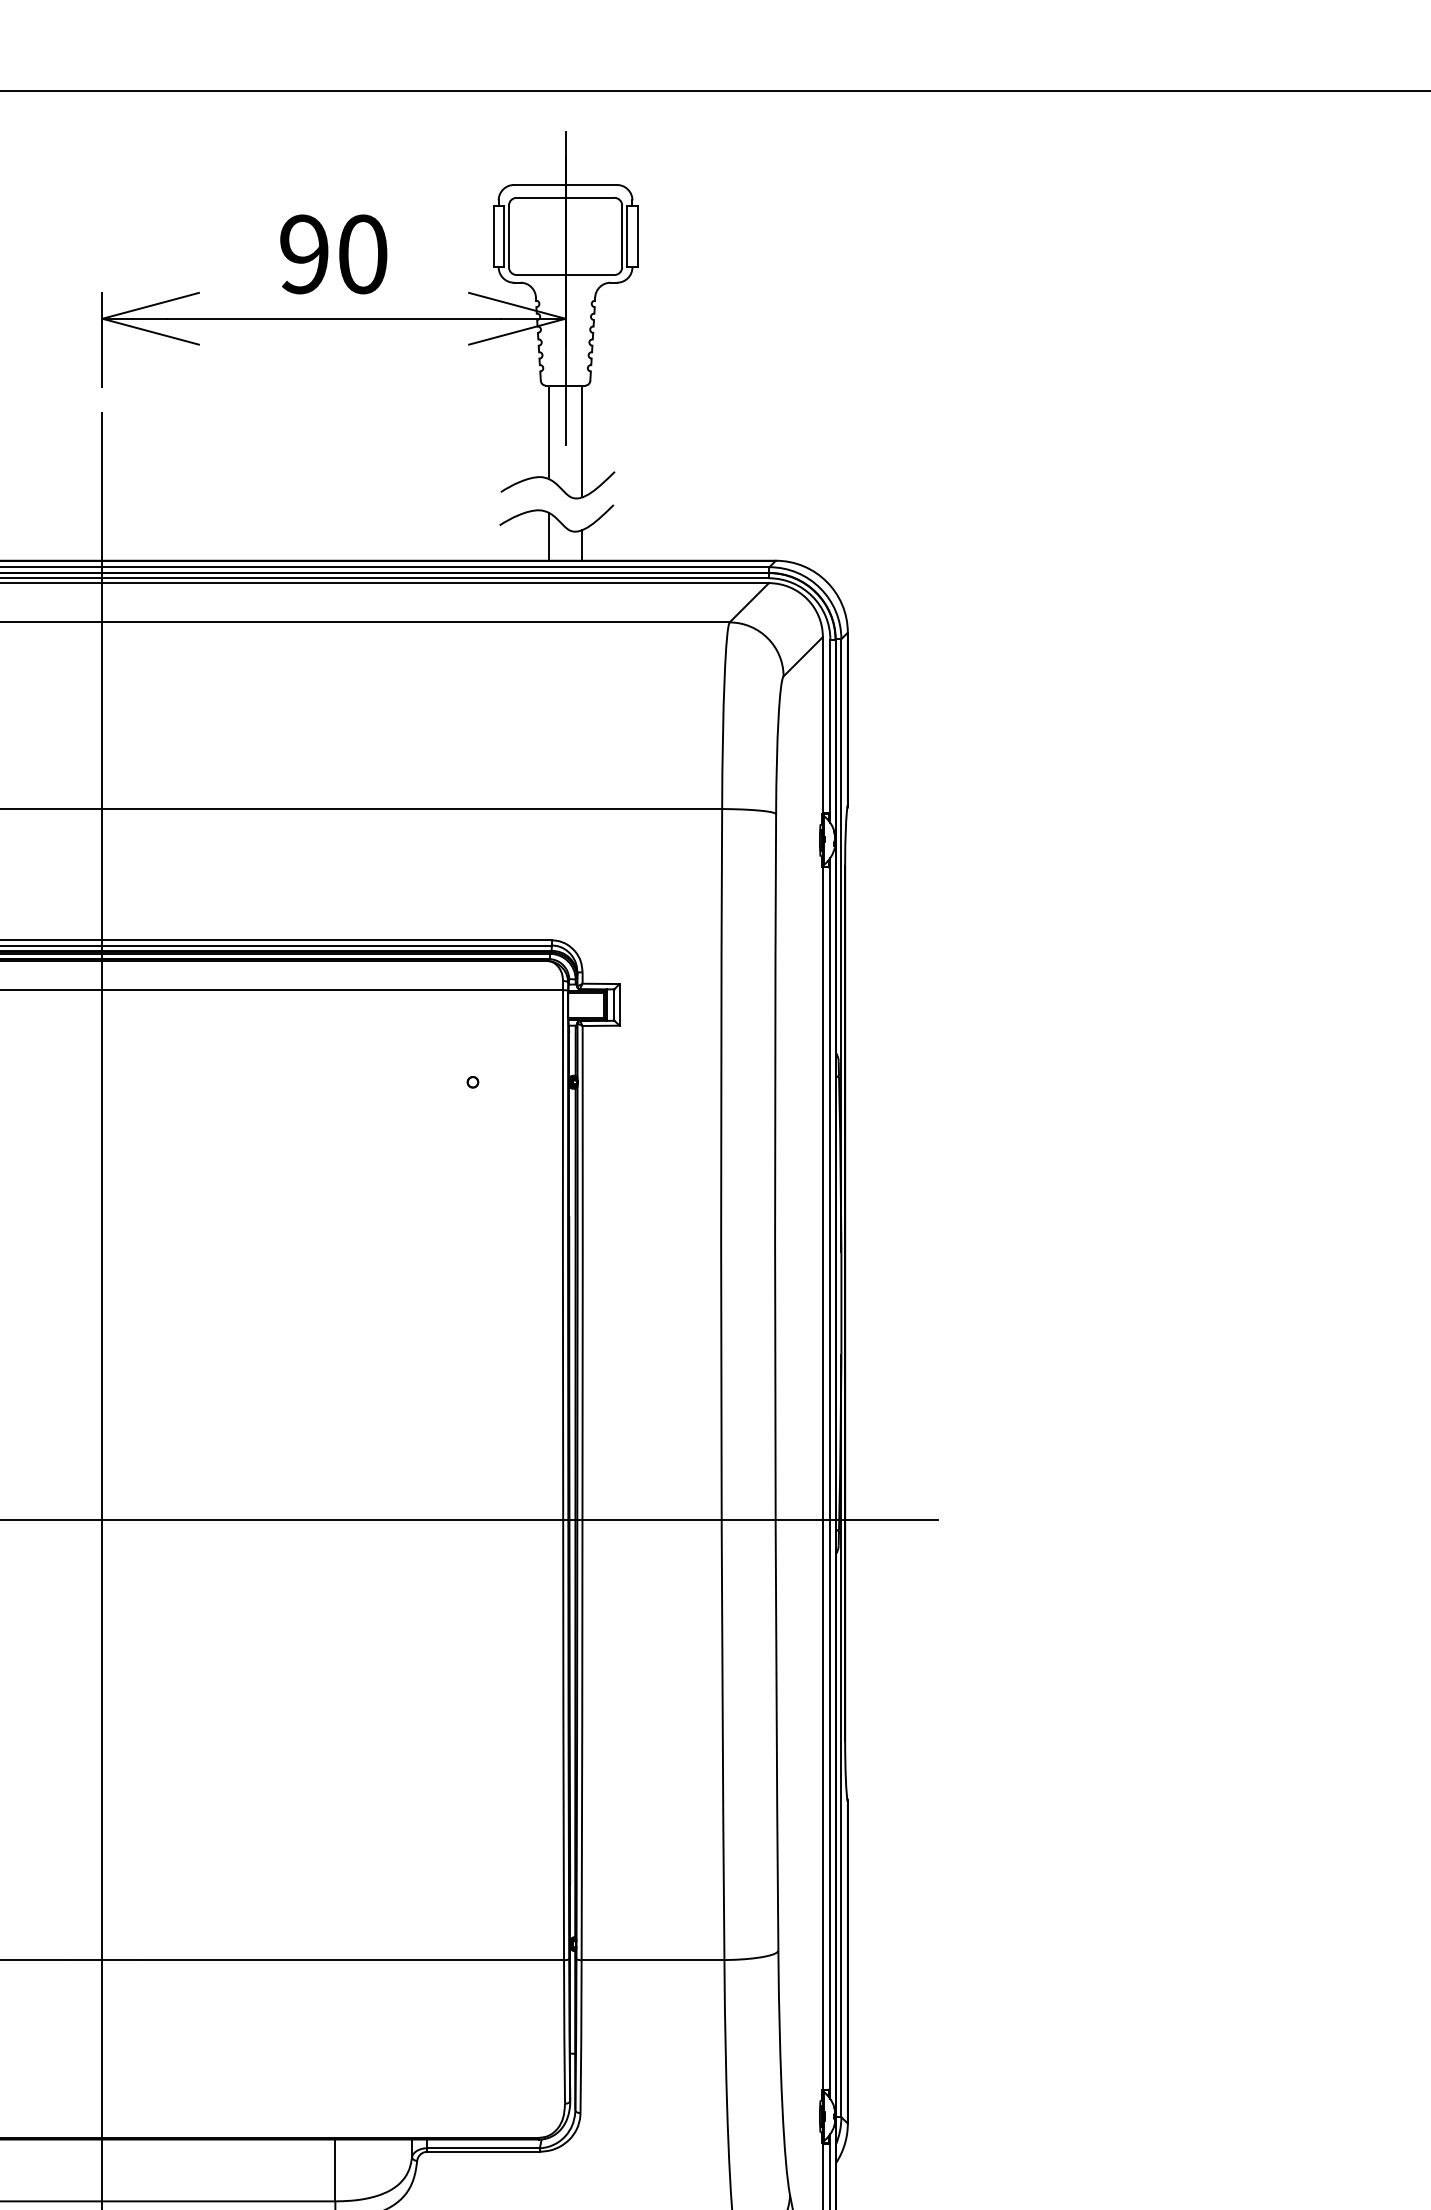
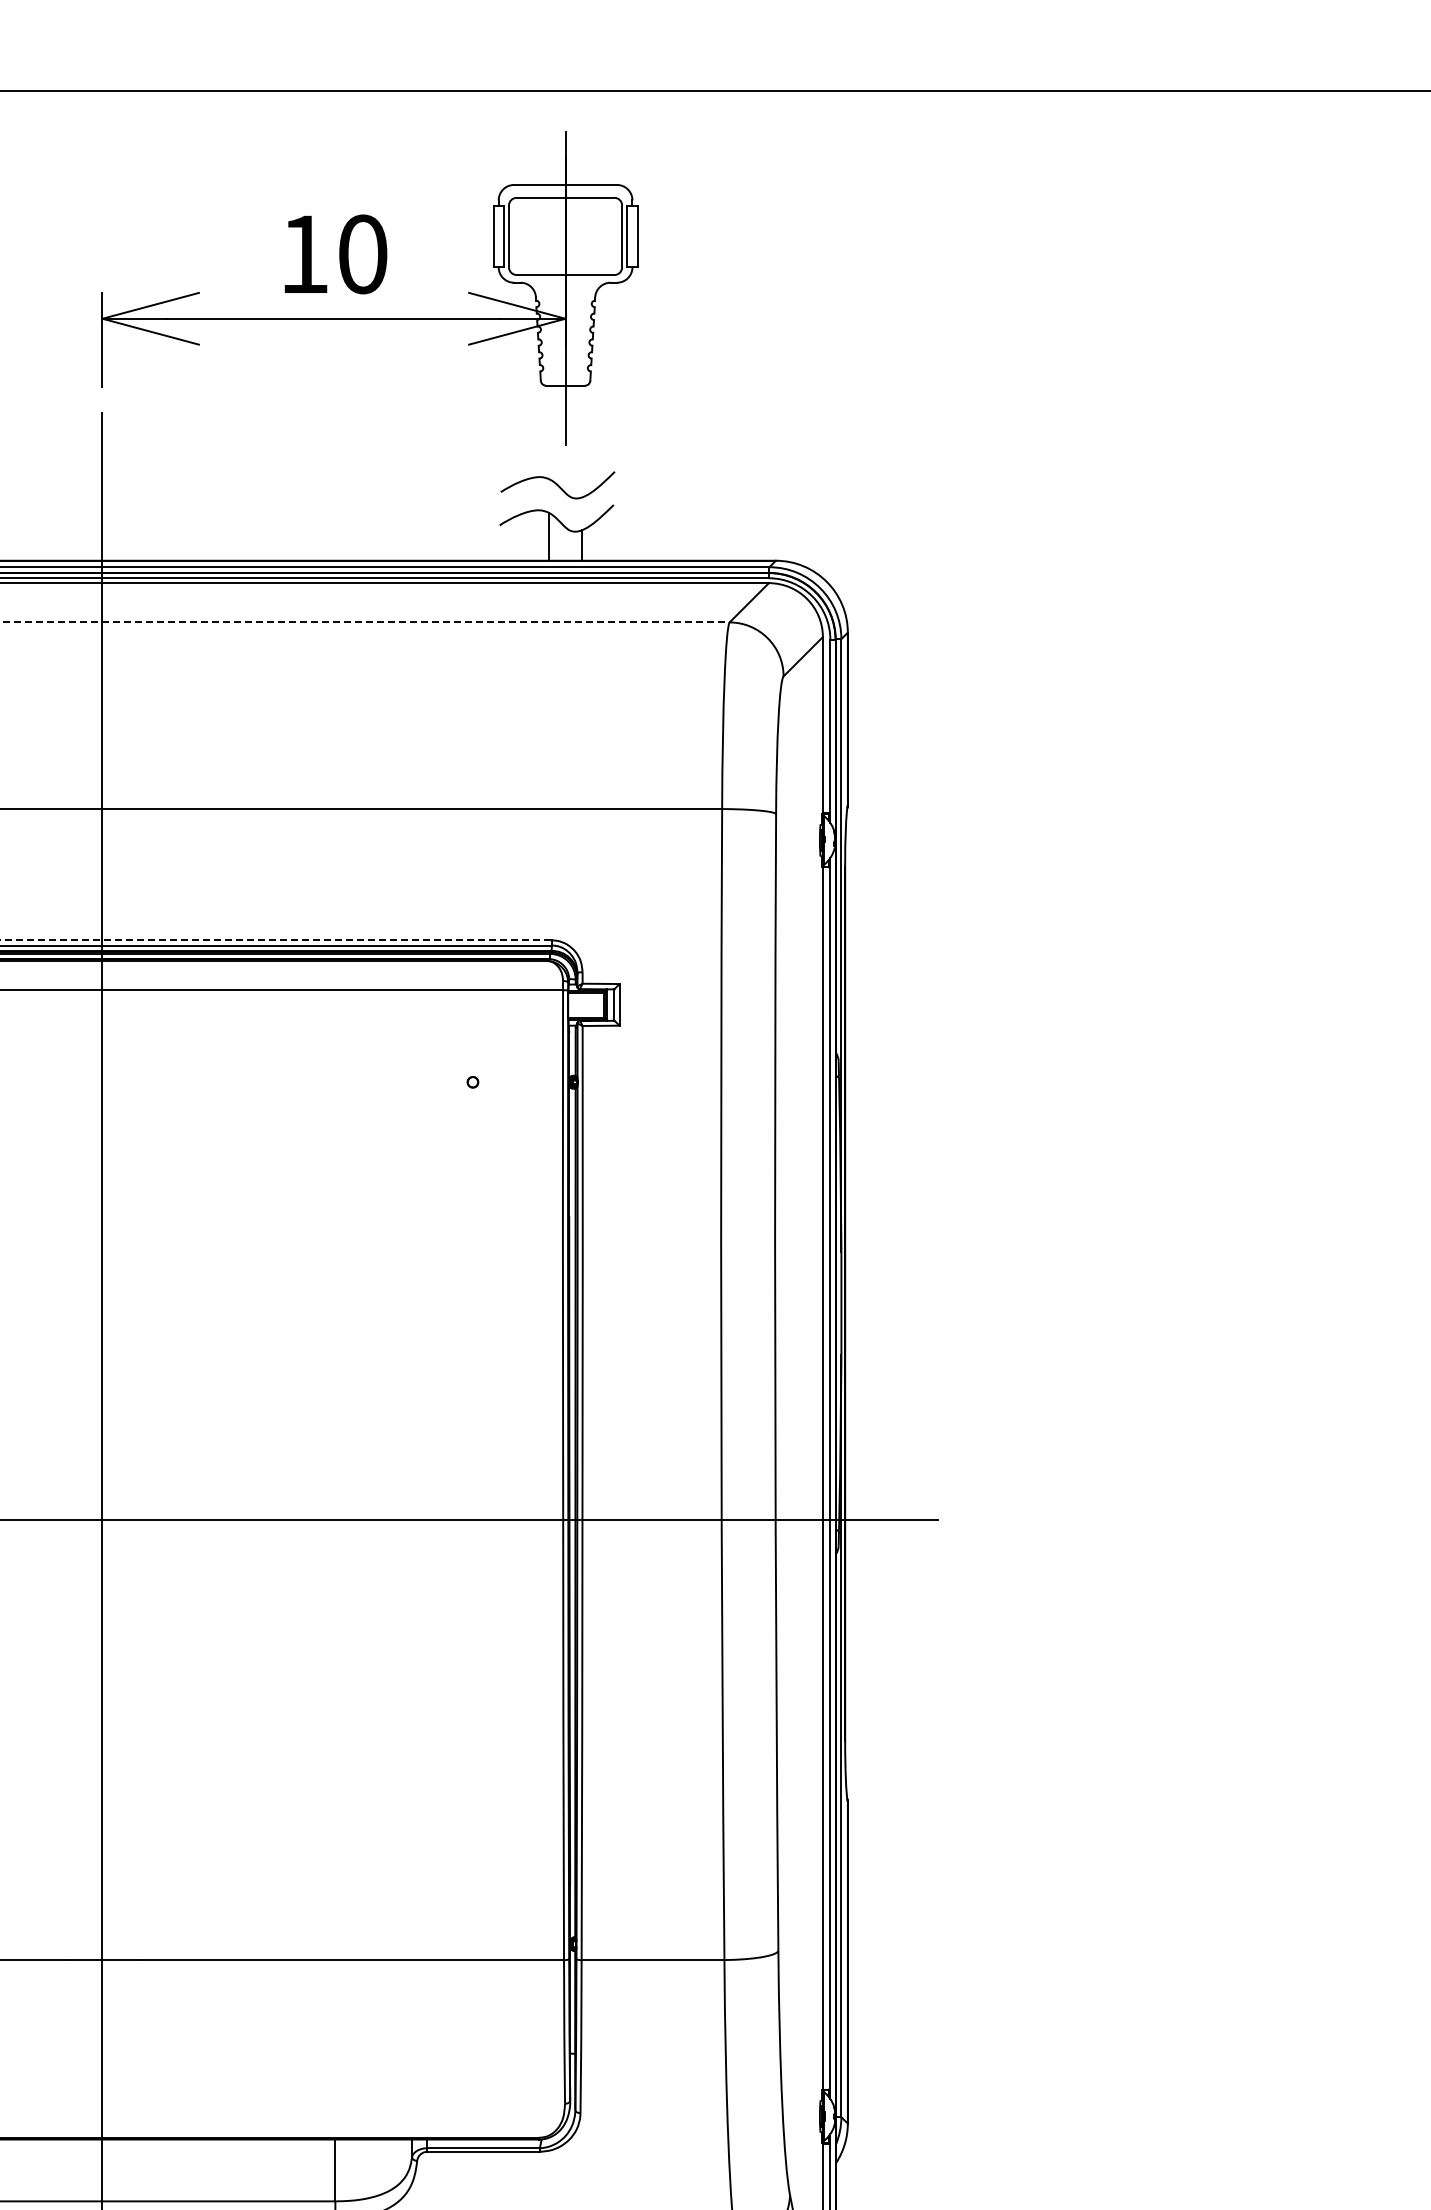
text: 90 -> 10 (304, 254)
line: present -> none (548, 432)
line: present -> none (582, 441)
line: solid -> dashed (364, 622)
line: solid -> dashed (275, 940)
